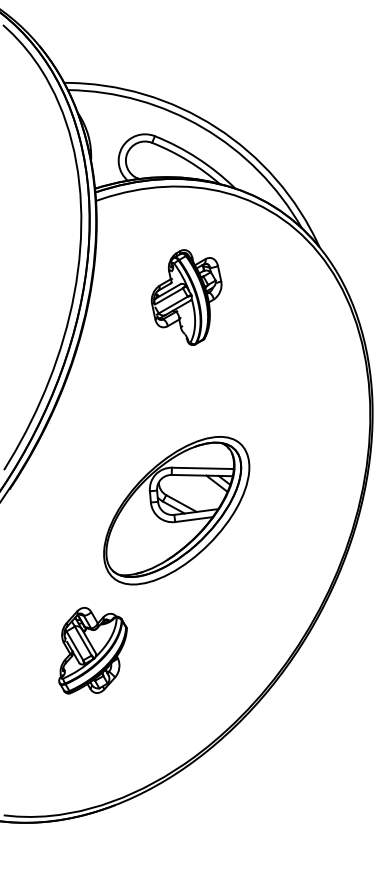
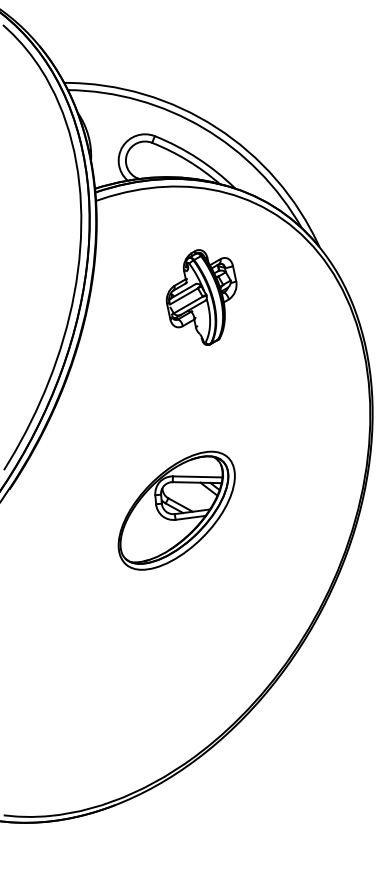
part position: (186, 297) -> (201, 297) (201, 297)
part size: 148x150 px -> 119x121 px (176, 510)
part: present -> none (92, 650)
